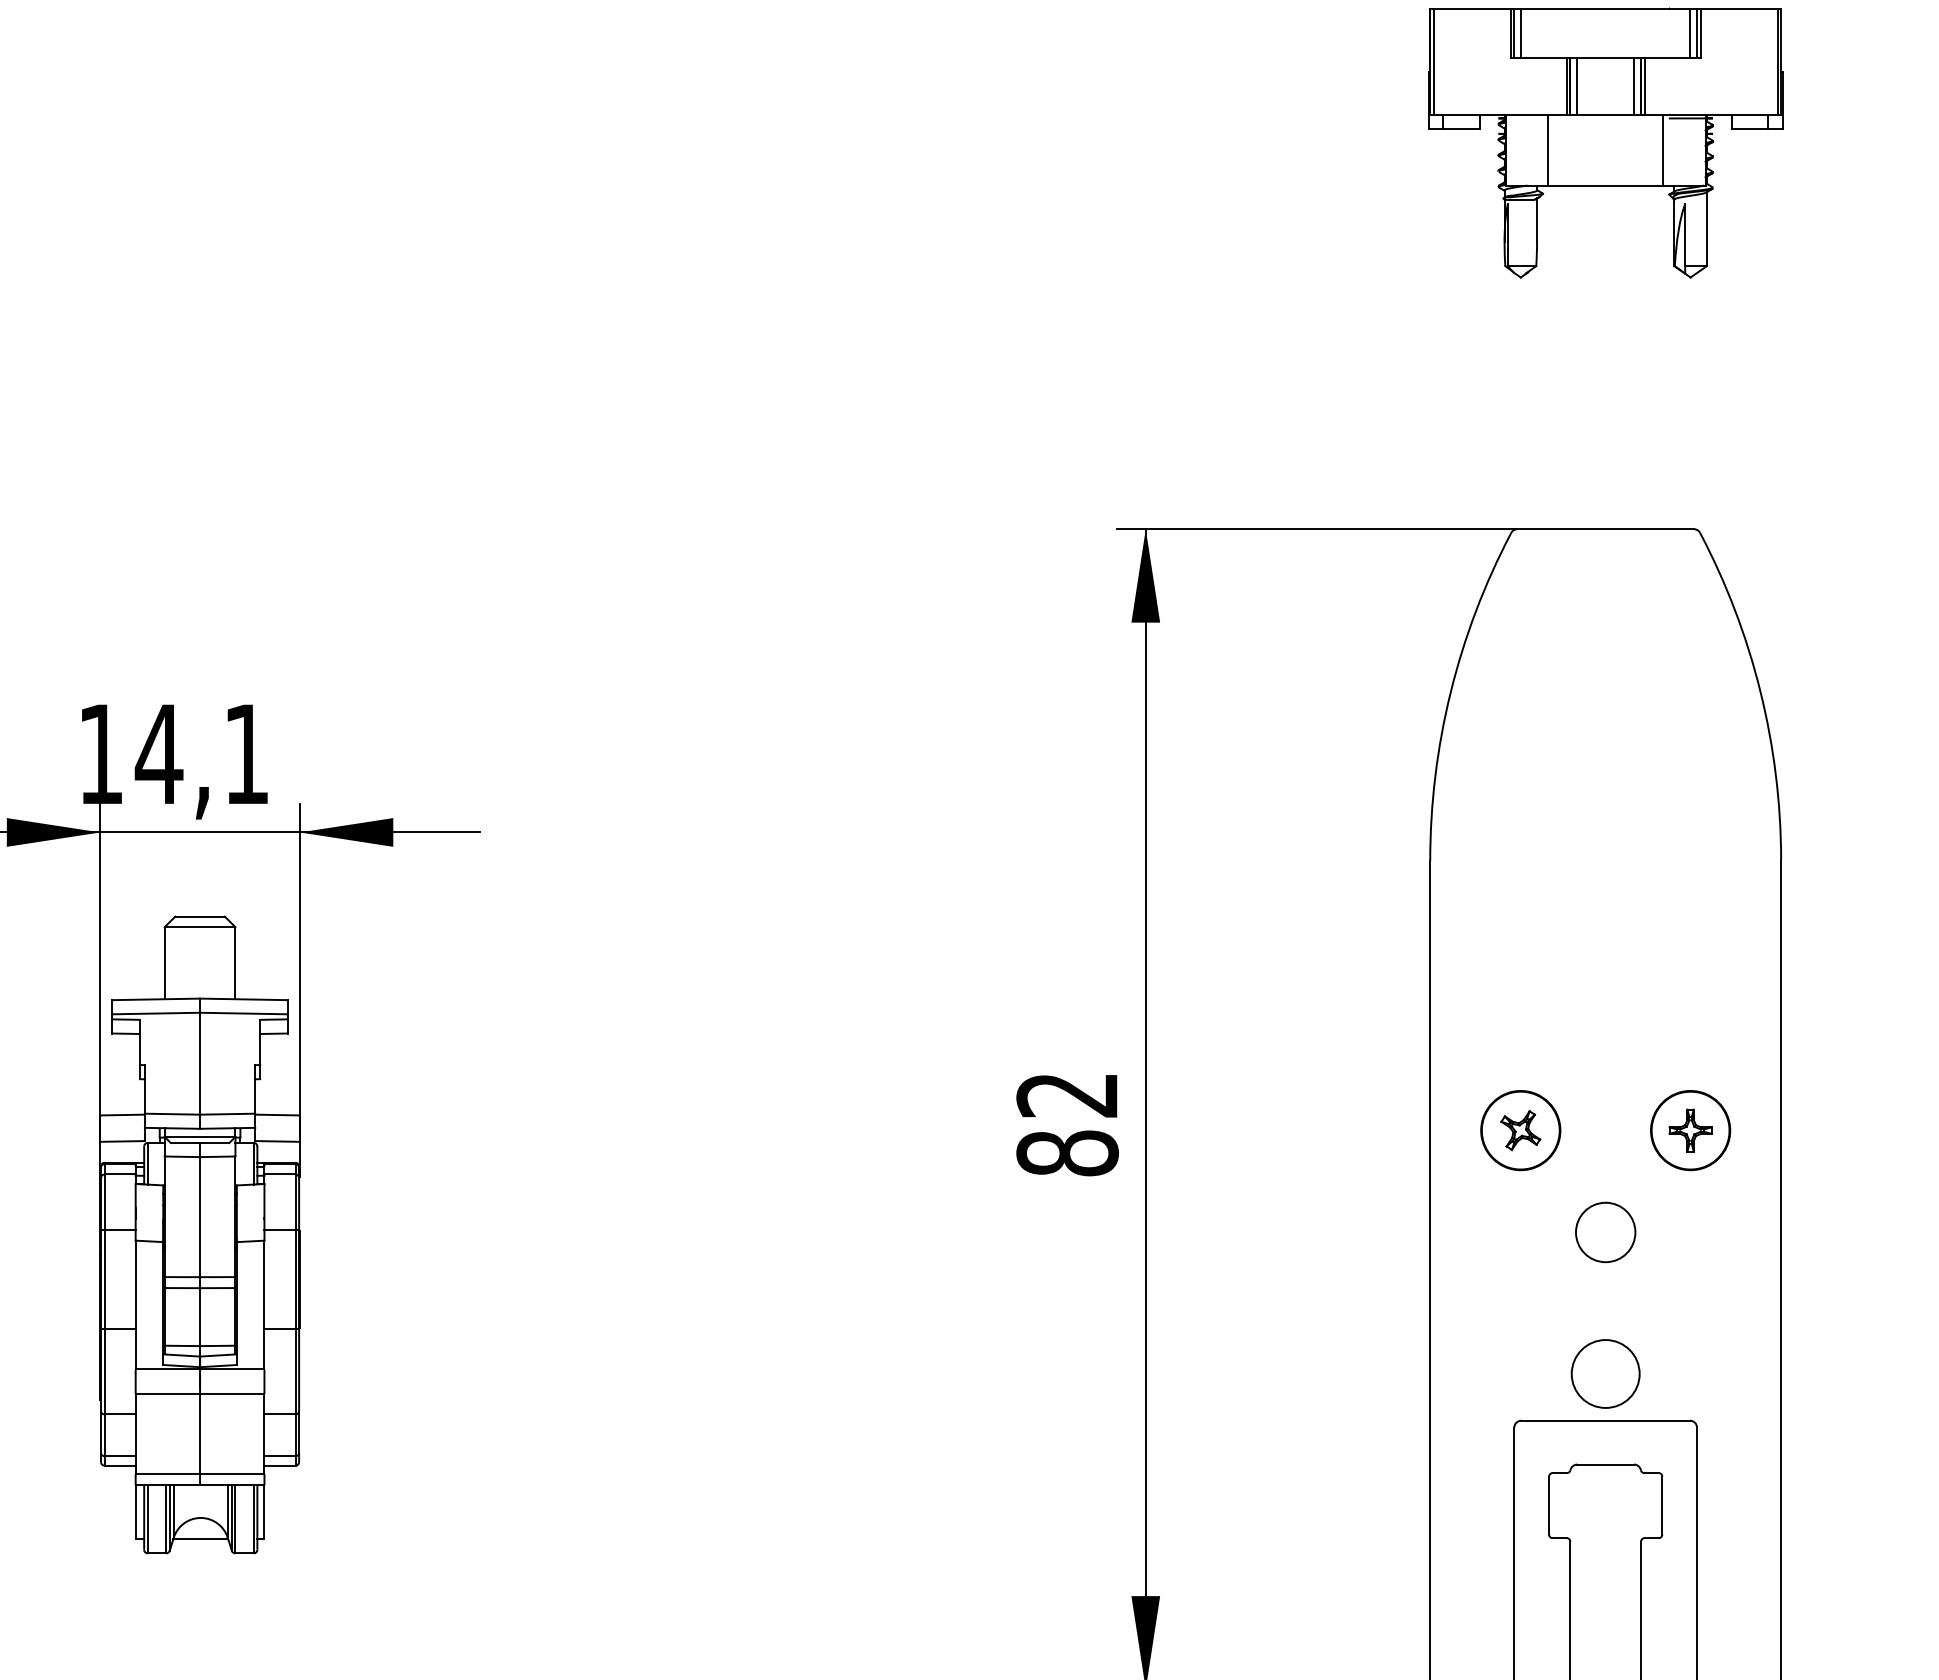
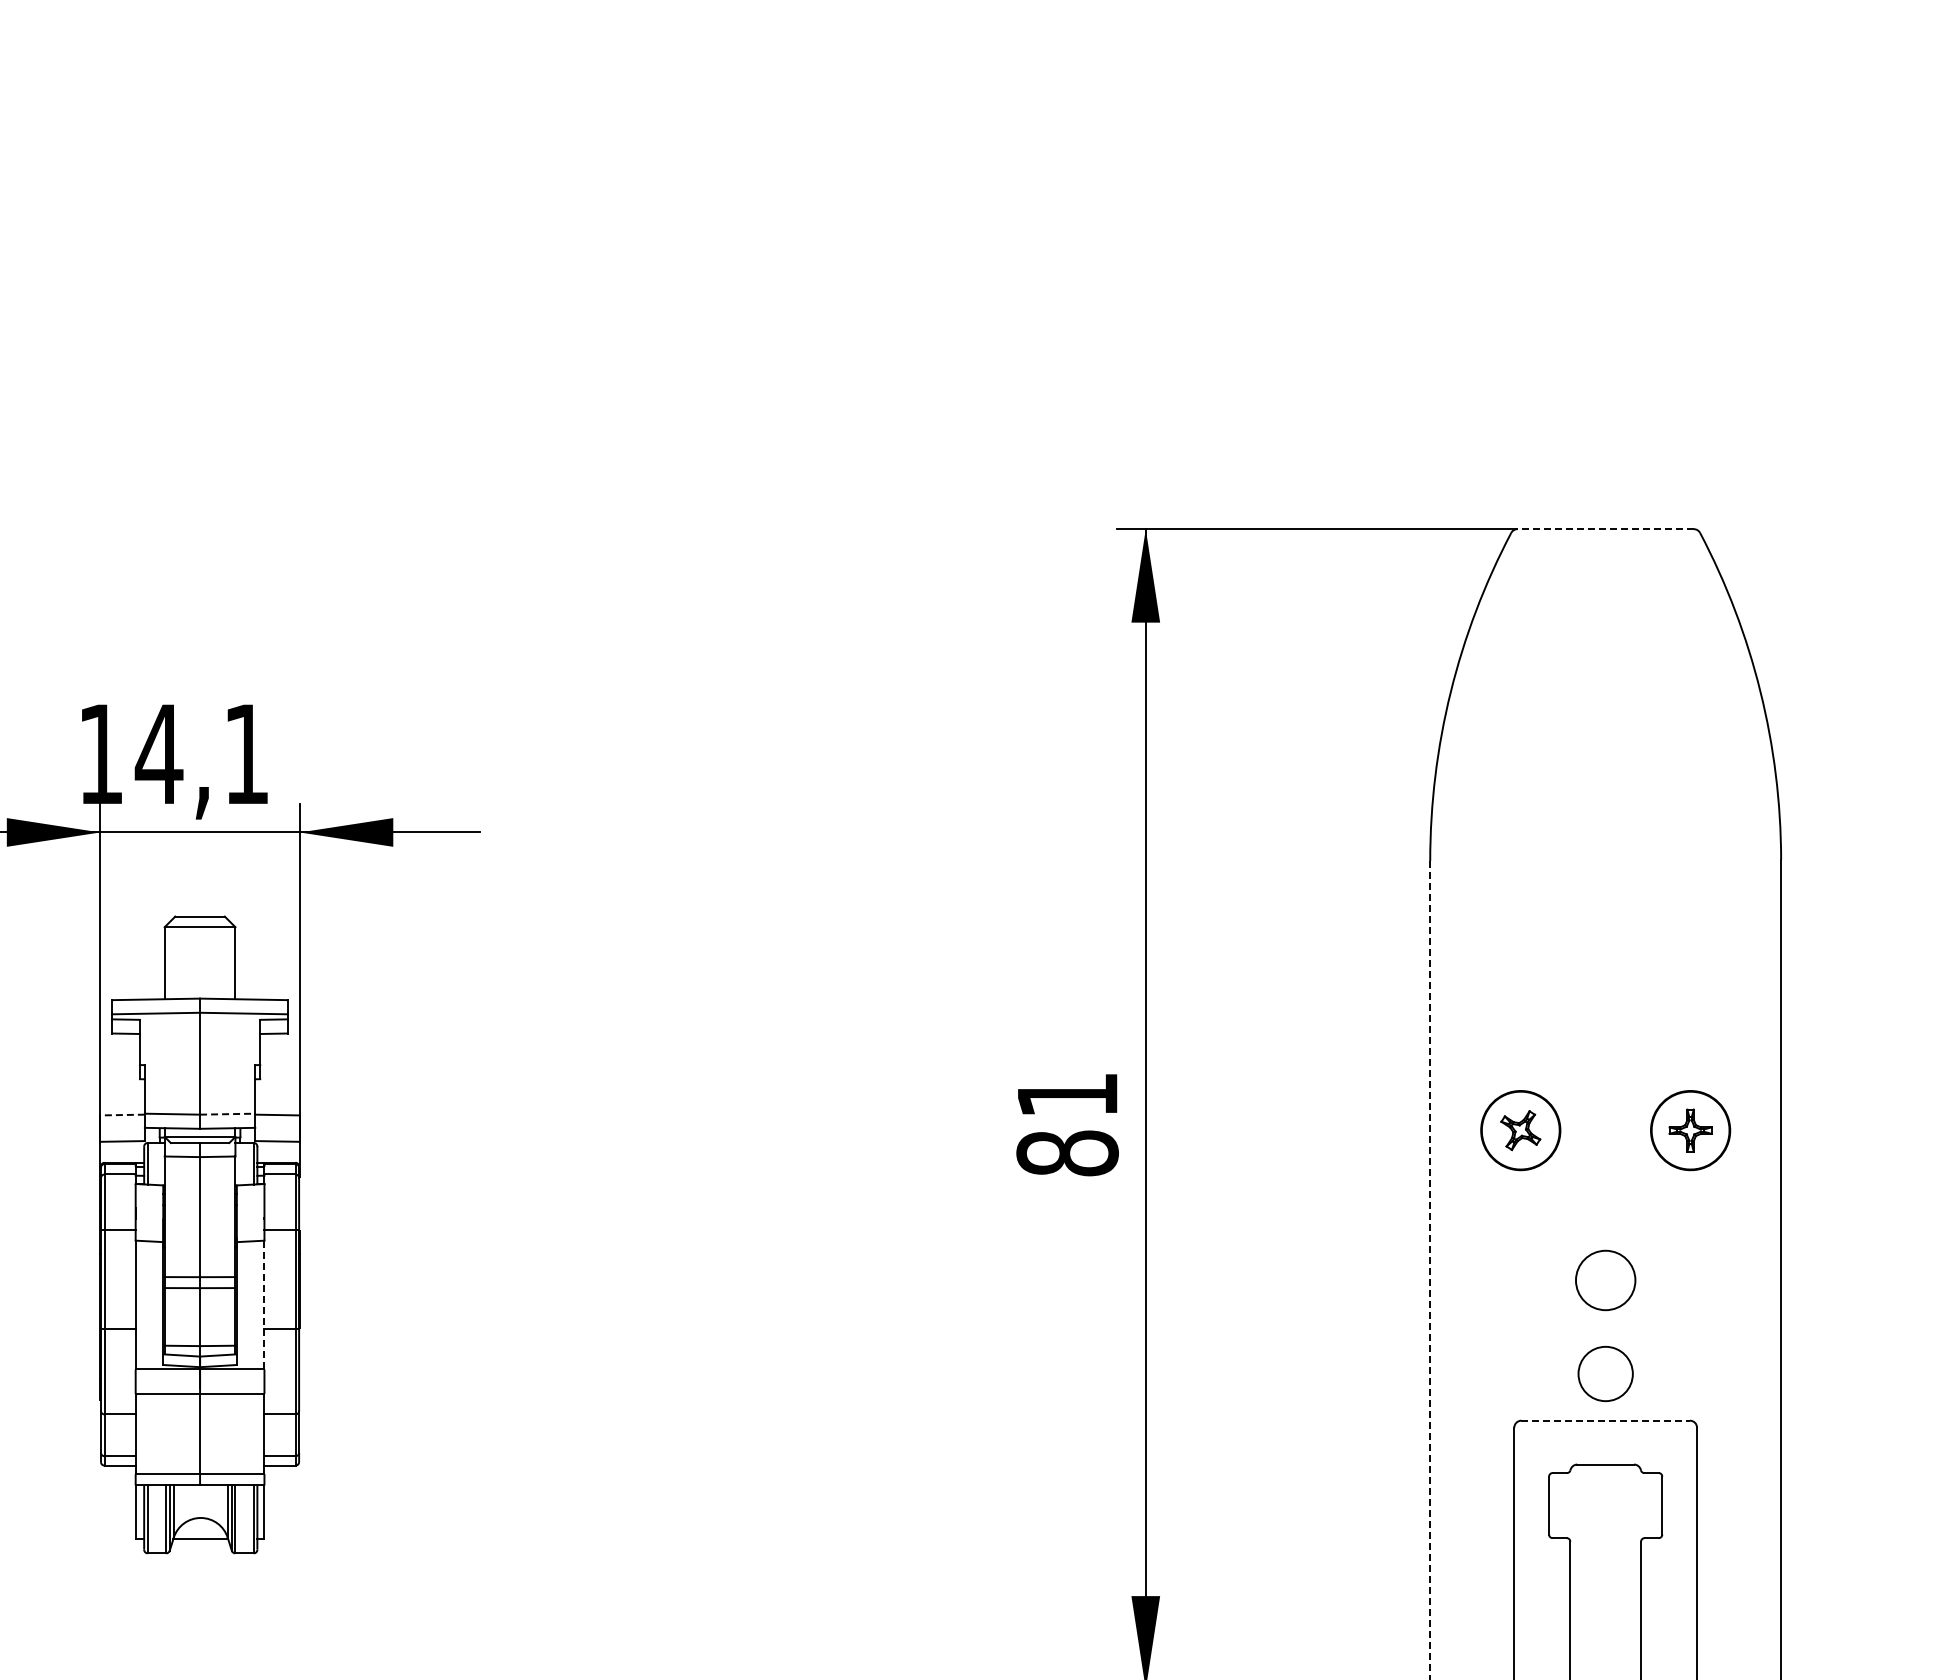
part: present -> none (1605, 142)
line: solid -> dashed (1605, 529)
text: 82 -> 81 (1066, 1095)
line: solid -> dashed (227, 1114)
line: solid -> dashed (122, 1115)
circle position: (1605, 1232) -> (1605, 1280) (1605, 1280)
line: solid -> dashed (1430, 1270)
line: solid -> dashed (264, 1304)
circle diameter: 68 px -> 54 px (1605, 1373)
line: solid -> dashed (1606, 1420)
